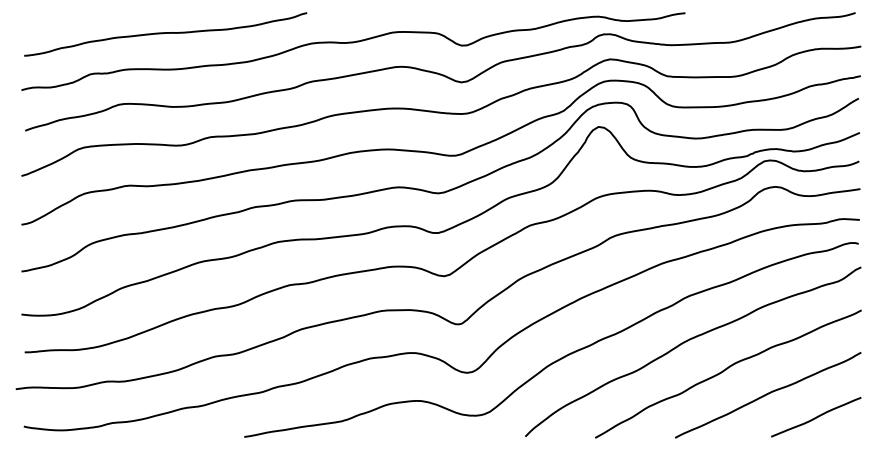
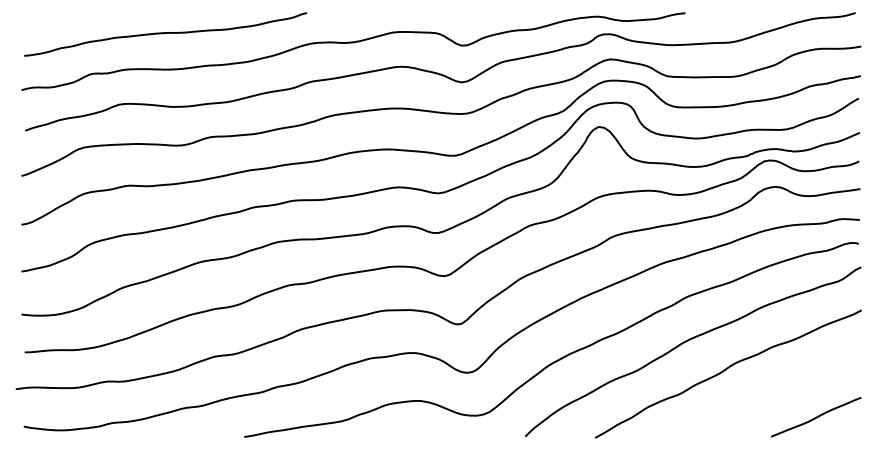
curve: present -> none (768, 394)
